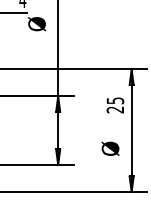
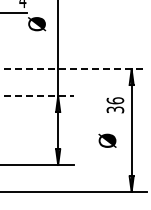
line: solid -> dashed (74, 69)
line: solid -> dashed (37, 96)
text: 25 -> 36 (115, 105)
text position: (110, 148) -> (107, 140) (107, 140)
